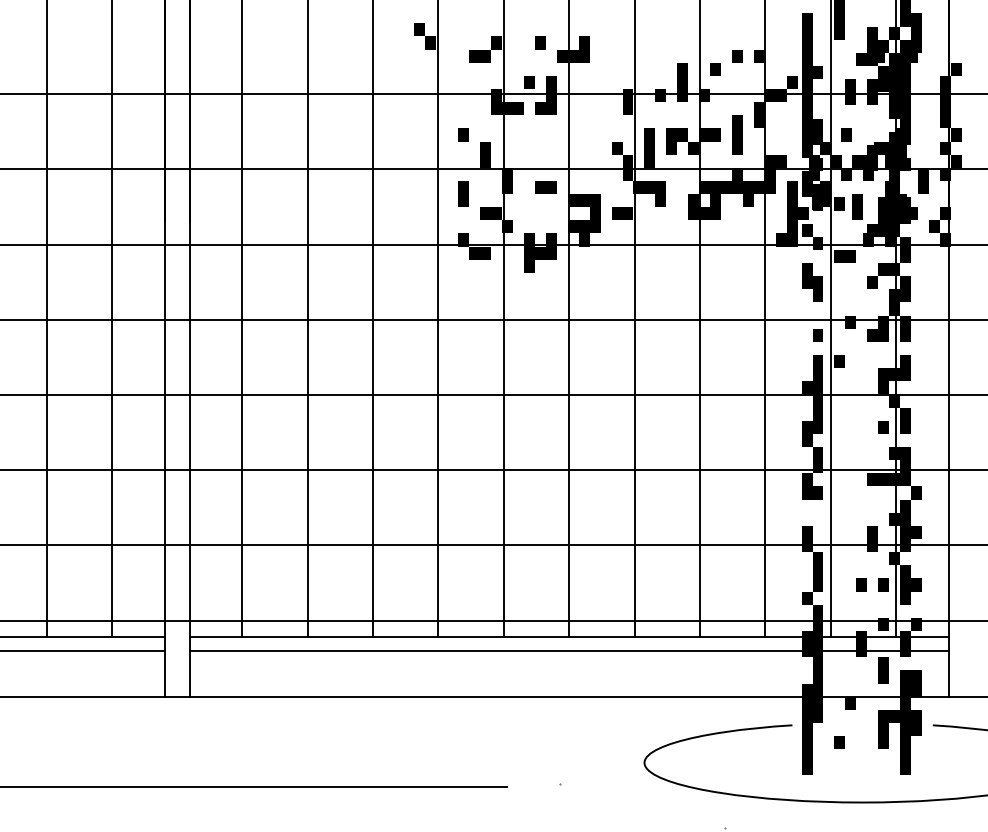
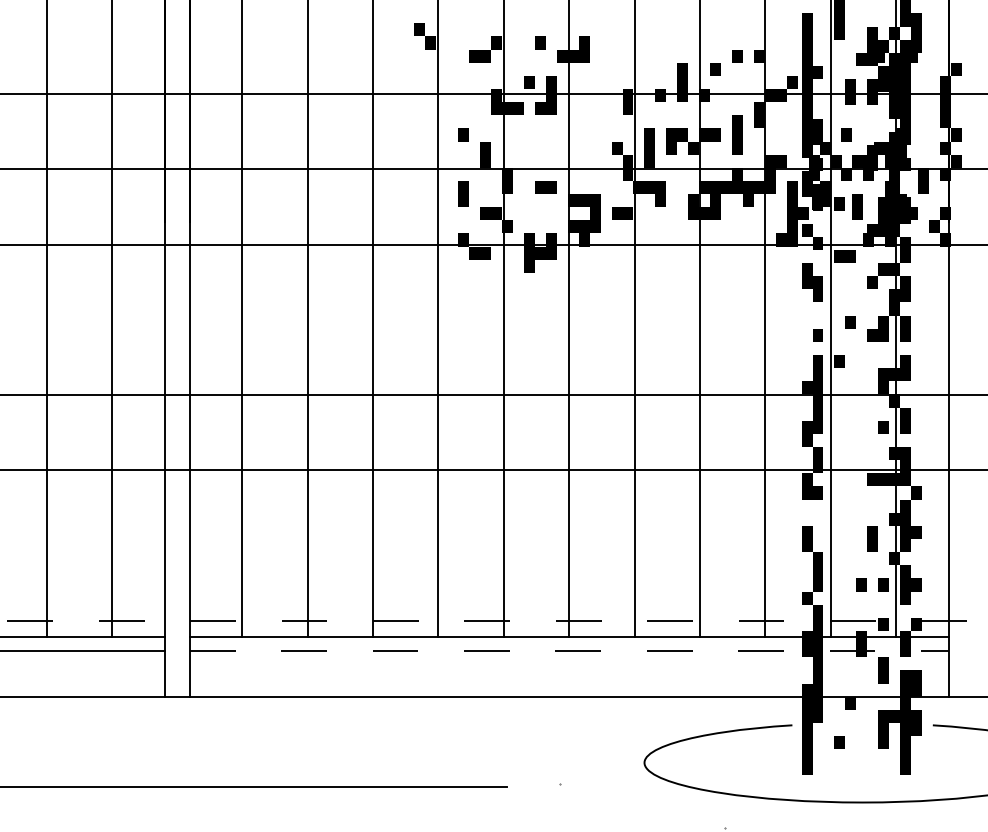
line: present -> none (493, 319)
line: present -> none (493, 545)
line: solid -> dashed (494, 620)
line: solid -> dashed (569, 651)
